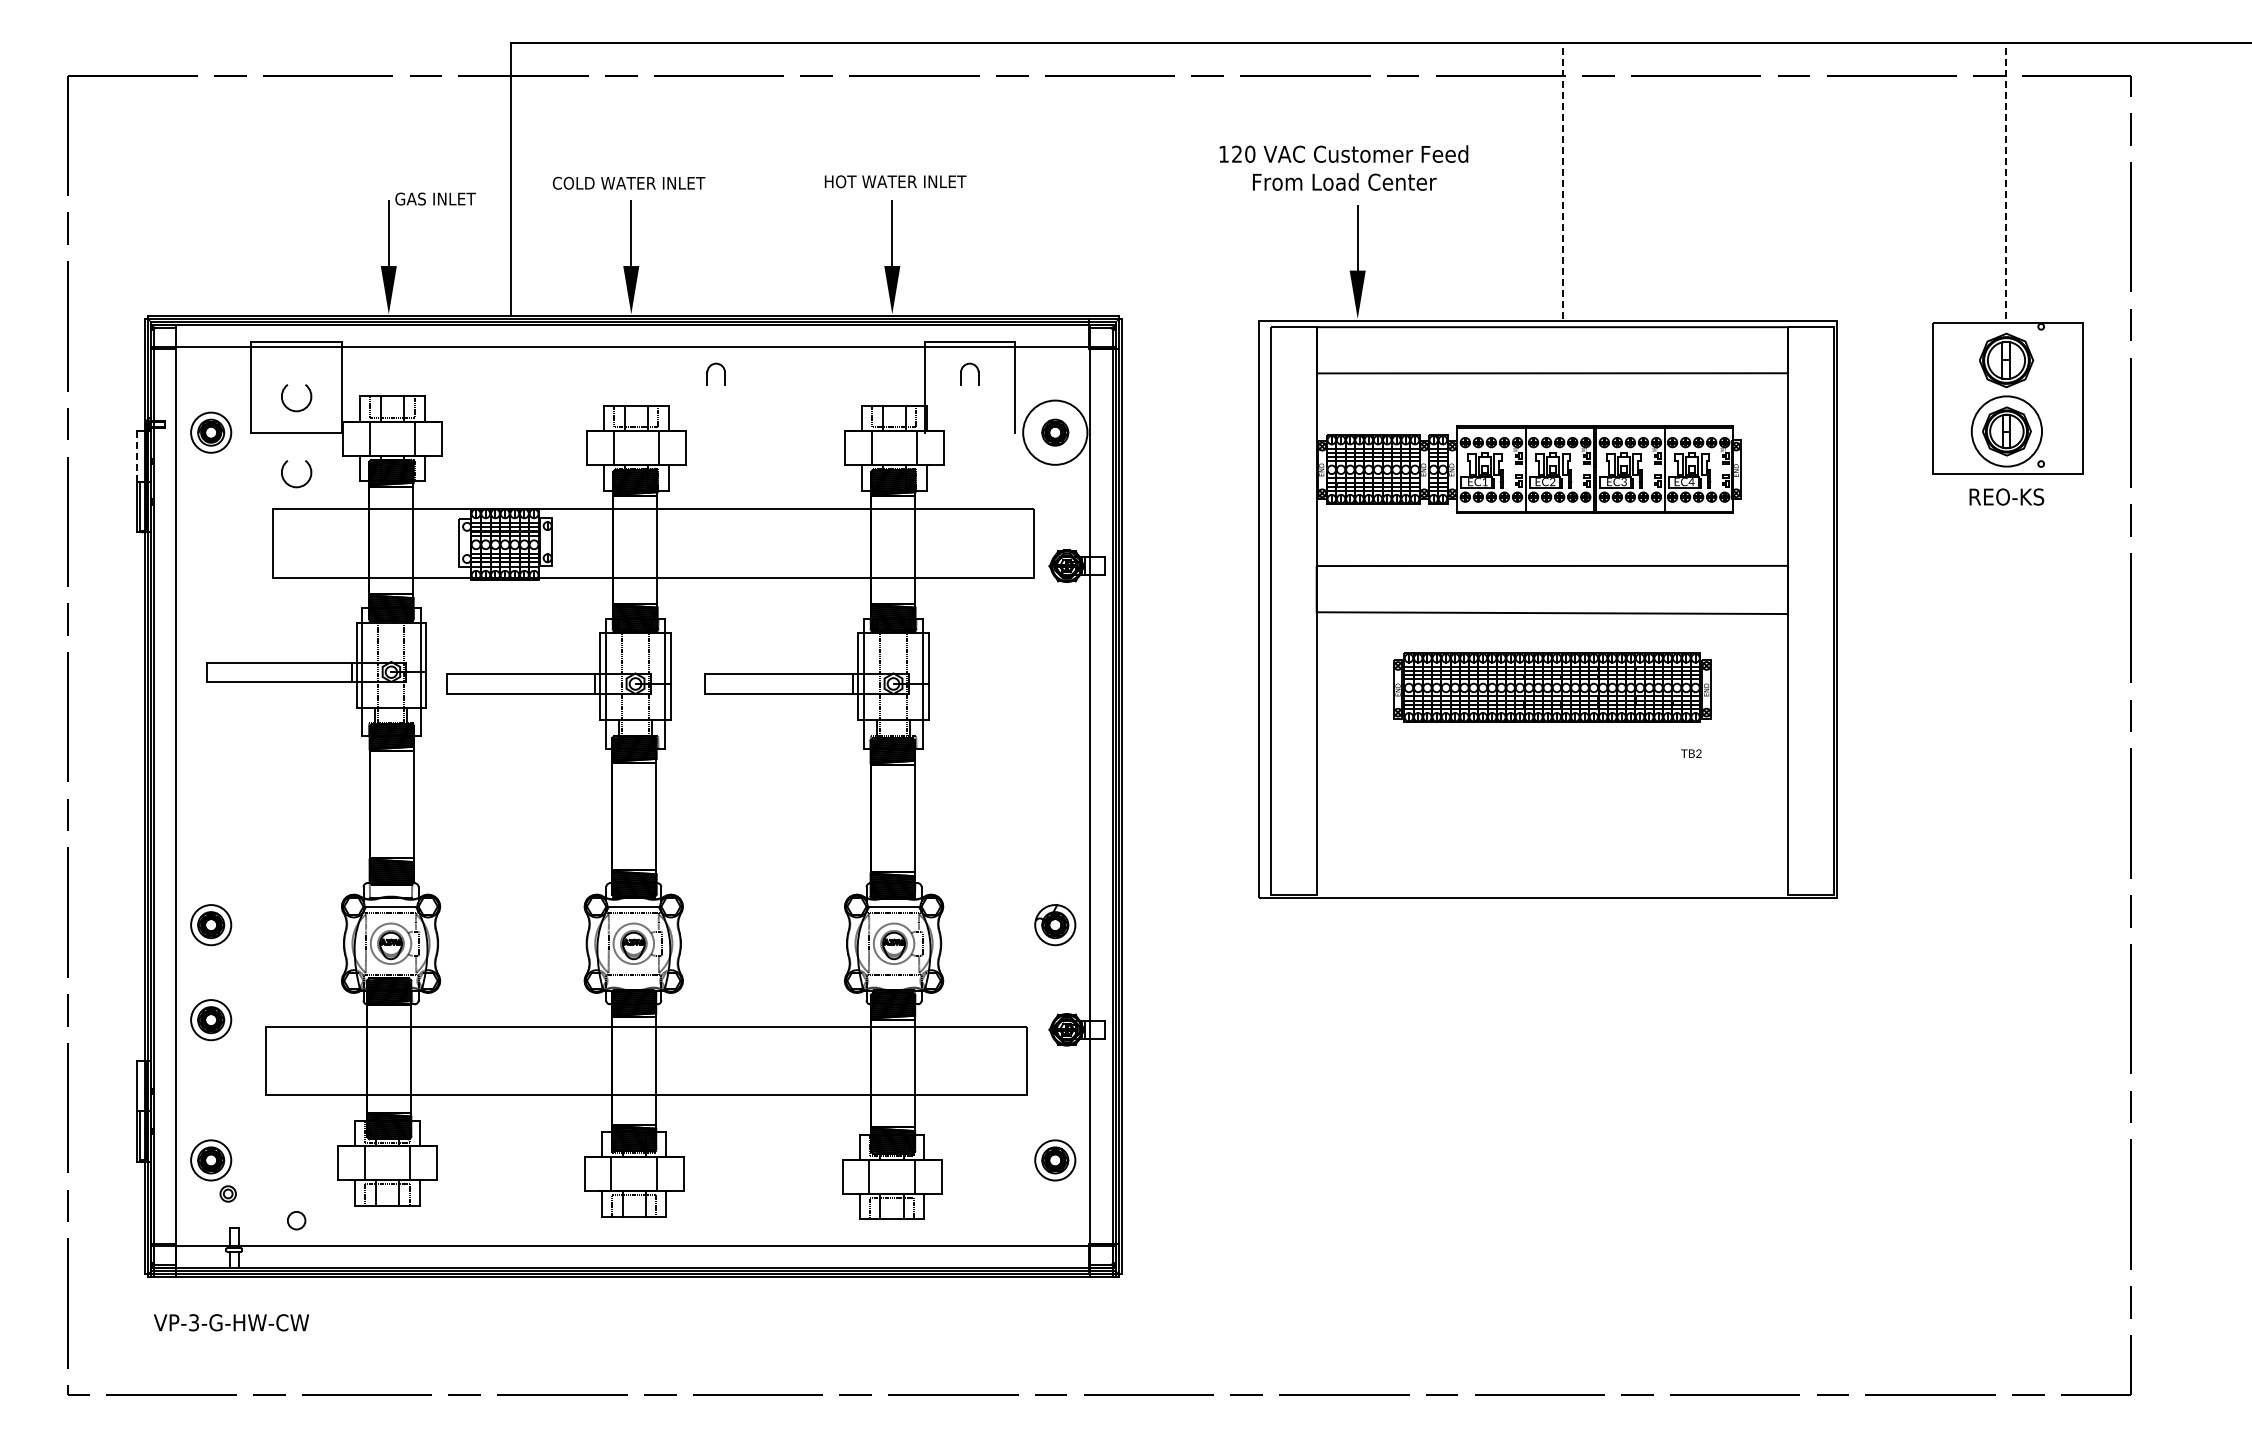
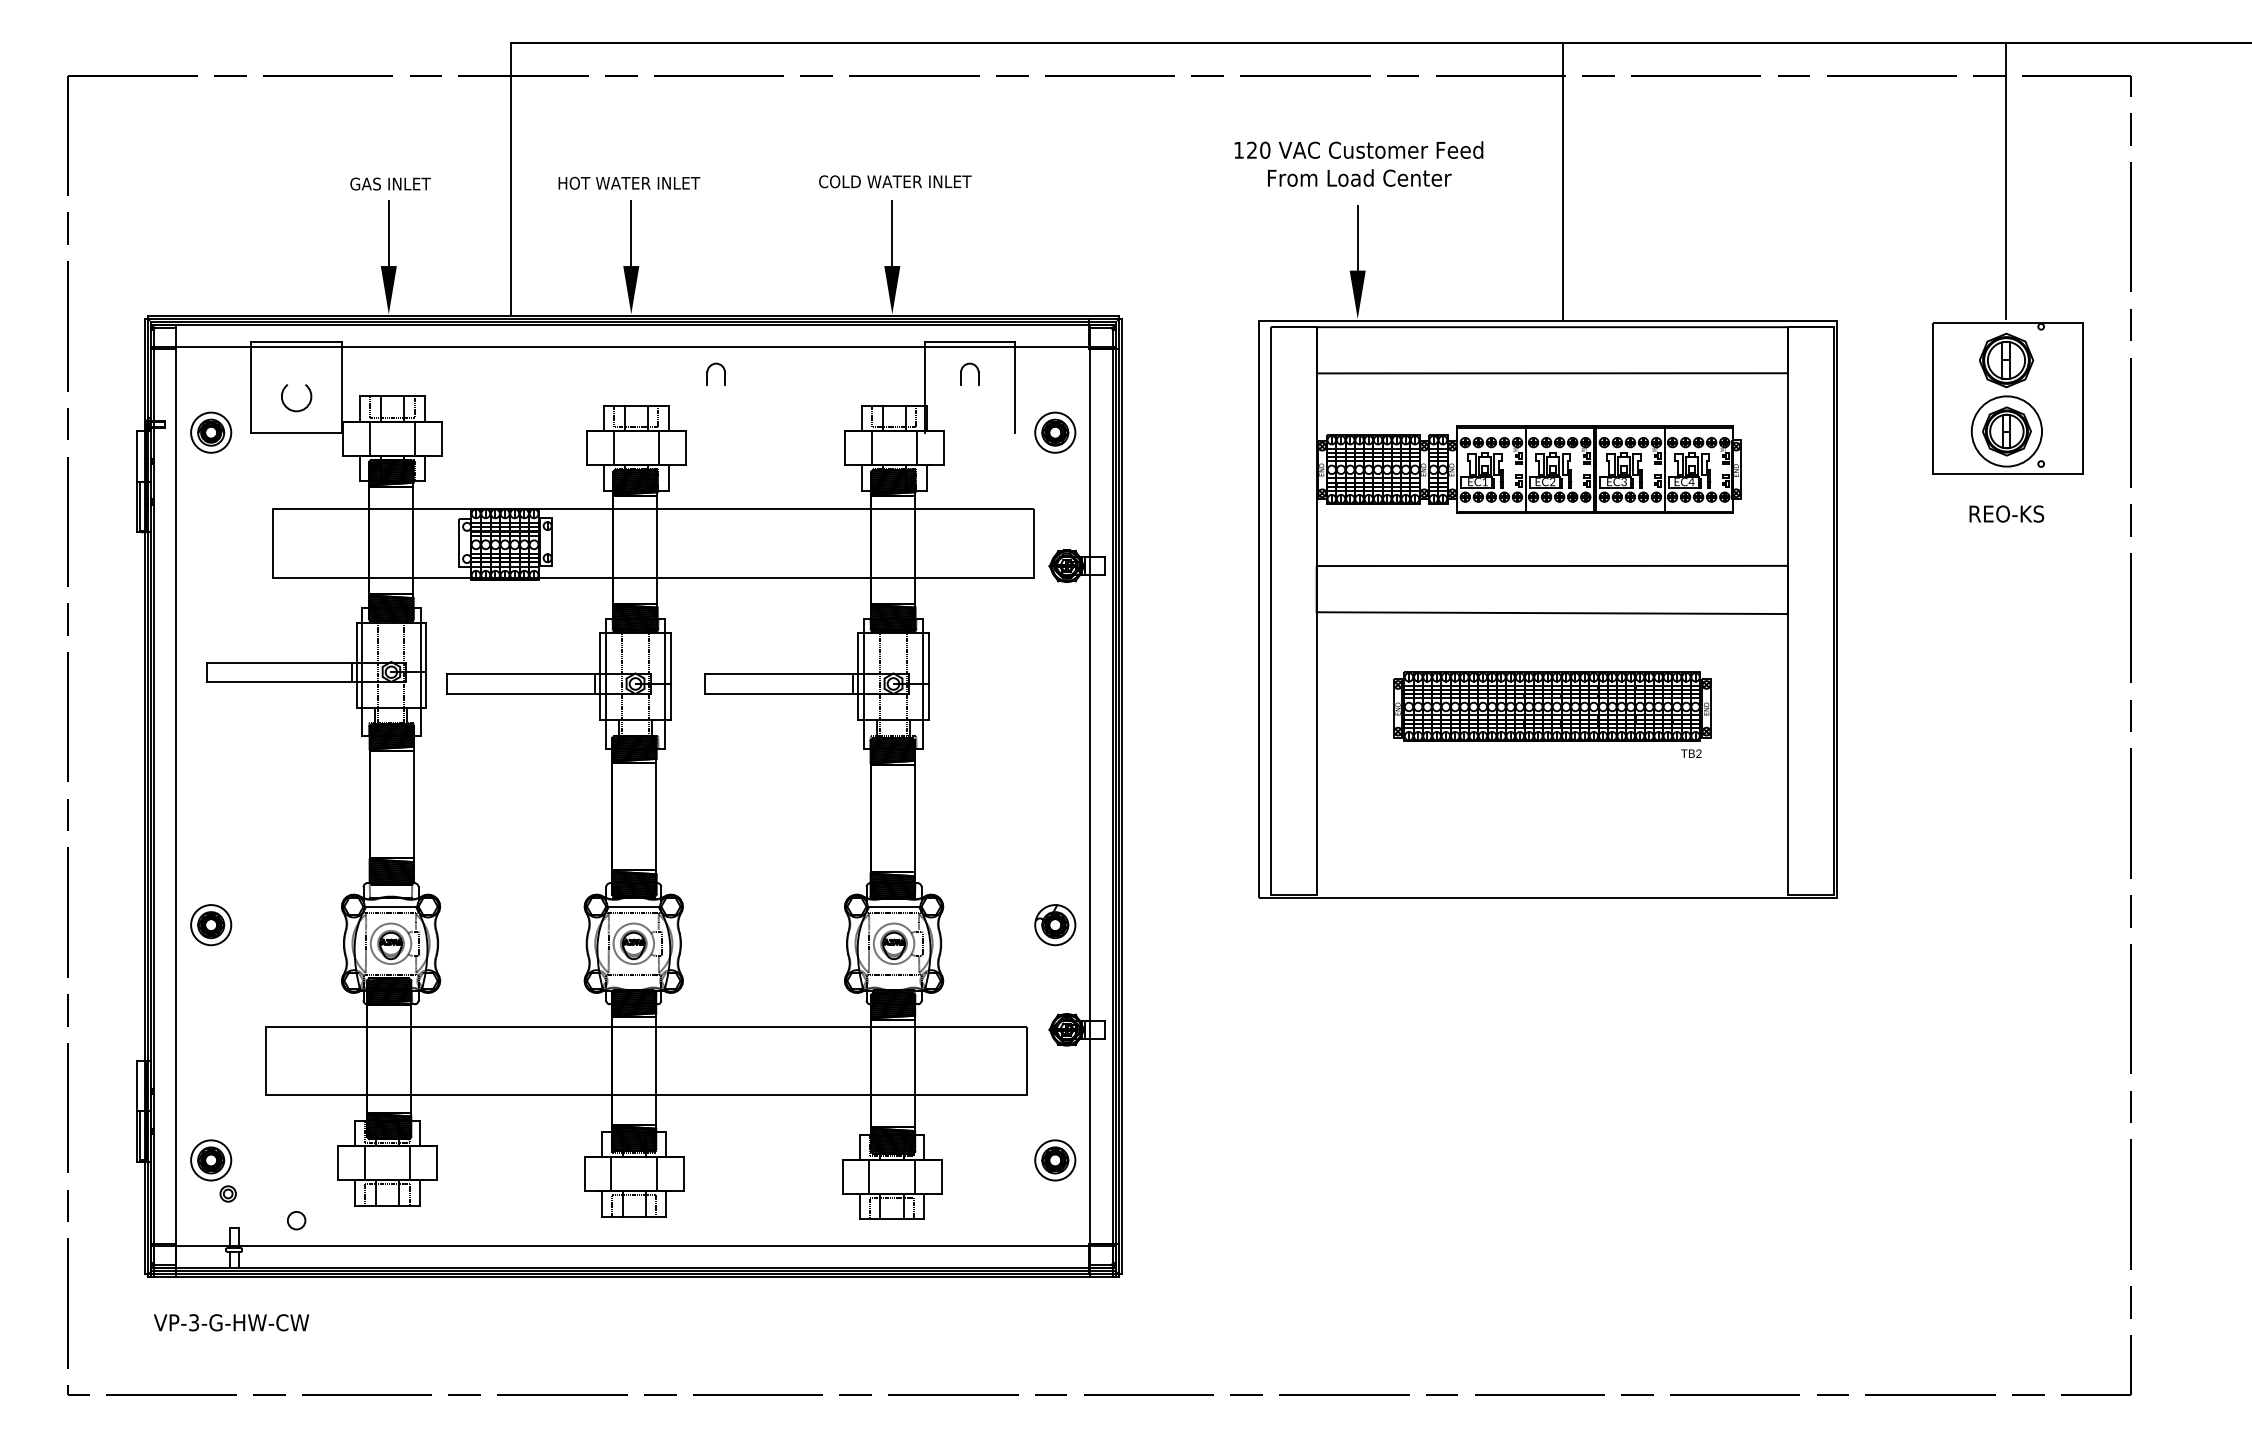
text position: (1343, 167) -> (1358, 163) (1358, 163)
line: dashed -> solid (1562, 180)
line: dashed -> solid (2006, 180)
text: HOT WATER INLET -> COLD WATER INLET (895, 181)
text: COLD WATER INLET -> HOT WATER INLET (628, 182)
text position: (435, 198) -> (390, 183) (390, 183)
circle diameter: 64 px -> 40 px (1055, 432)
line: dashed -> solid (137, 457)
arc: present -> none (292, 485)
text position: (2006, 496) -> (2006, 513) (2006, 513)
part position: (1552, 687) -> (1552, 706) (1552, 706)
part: present -> none (211, 1020)
